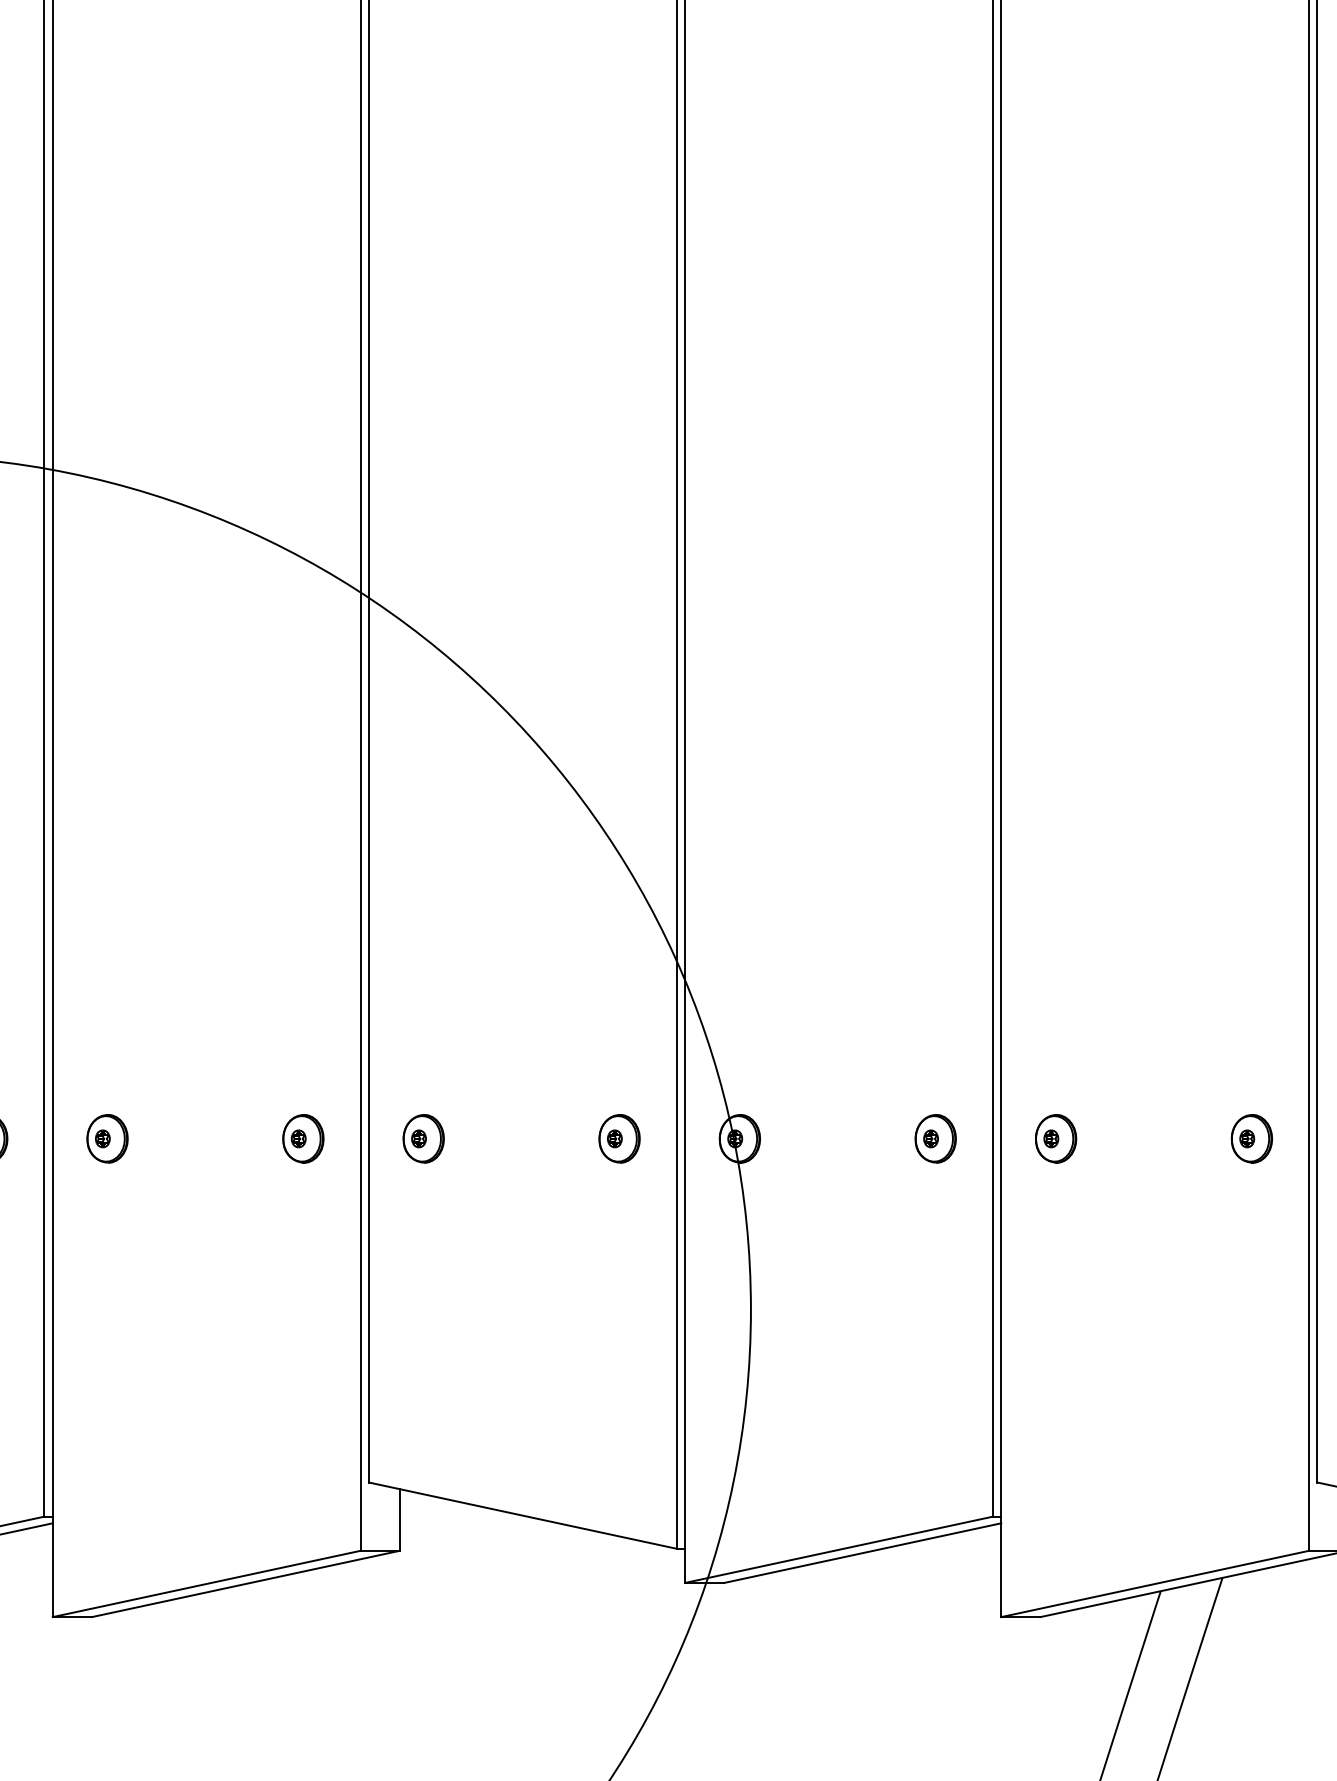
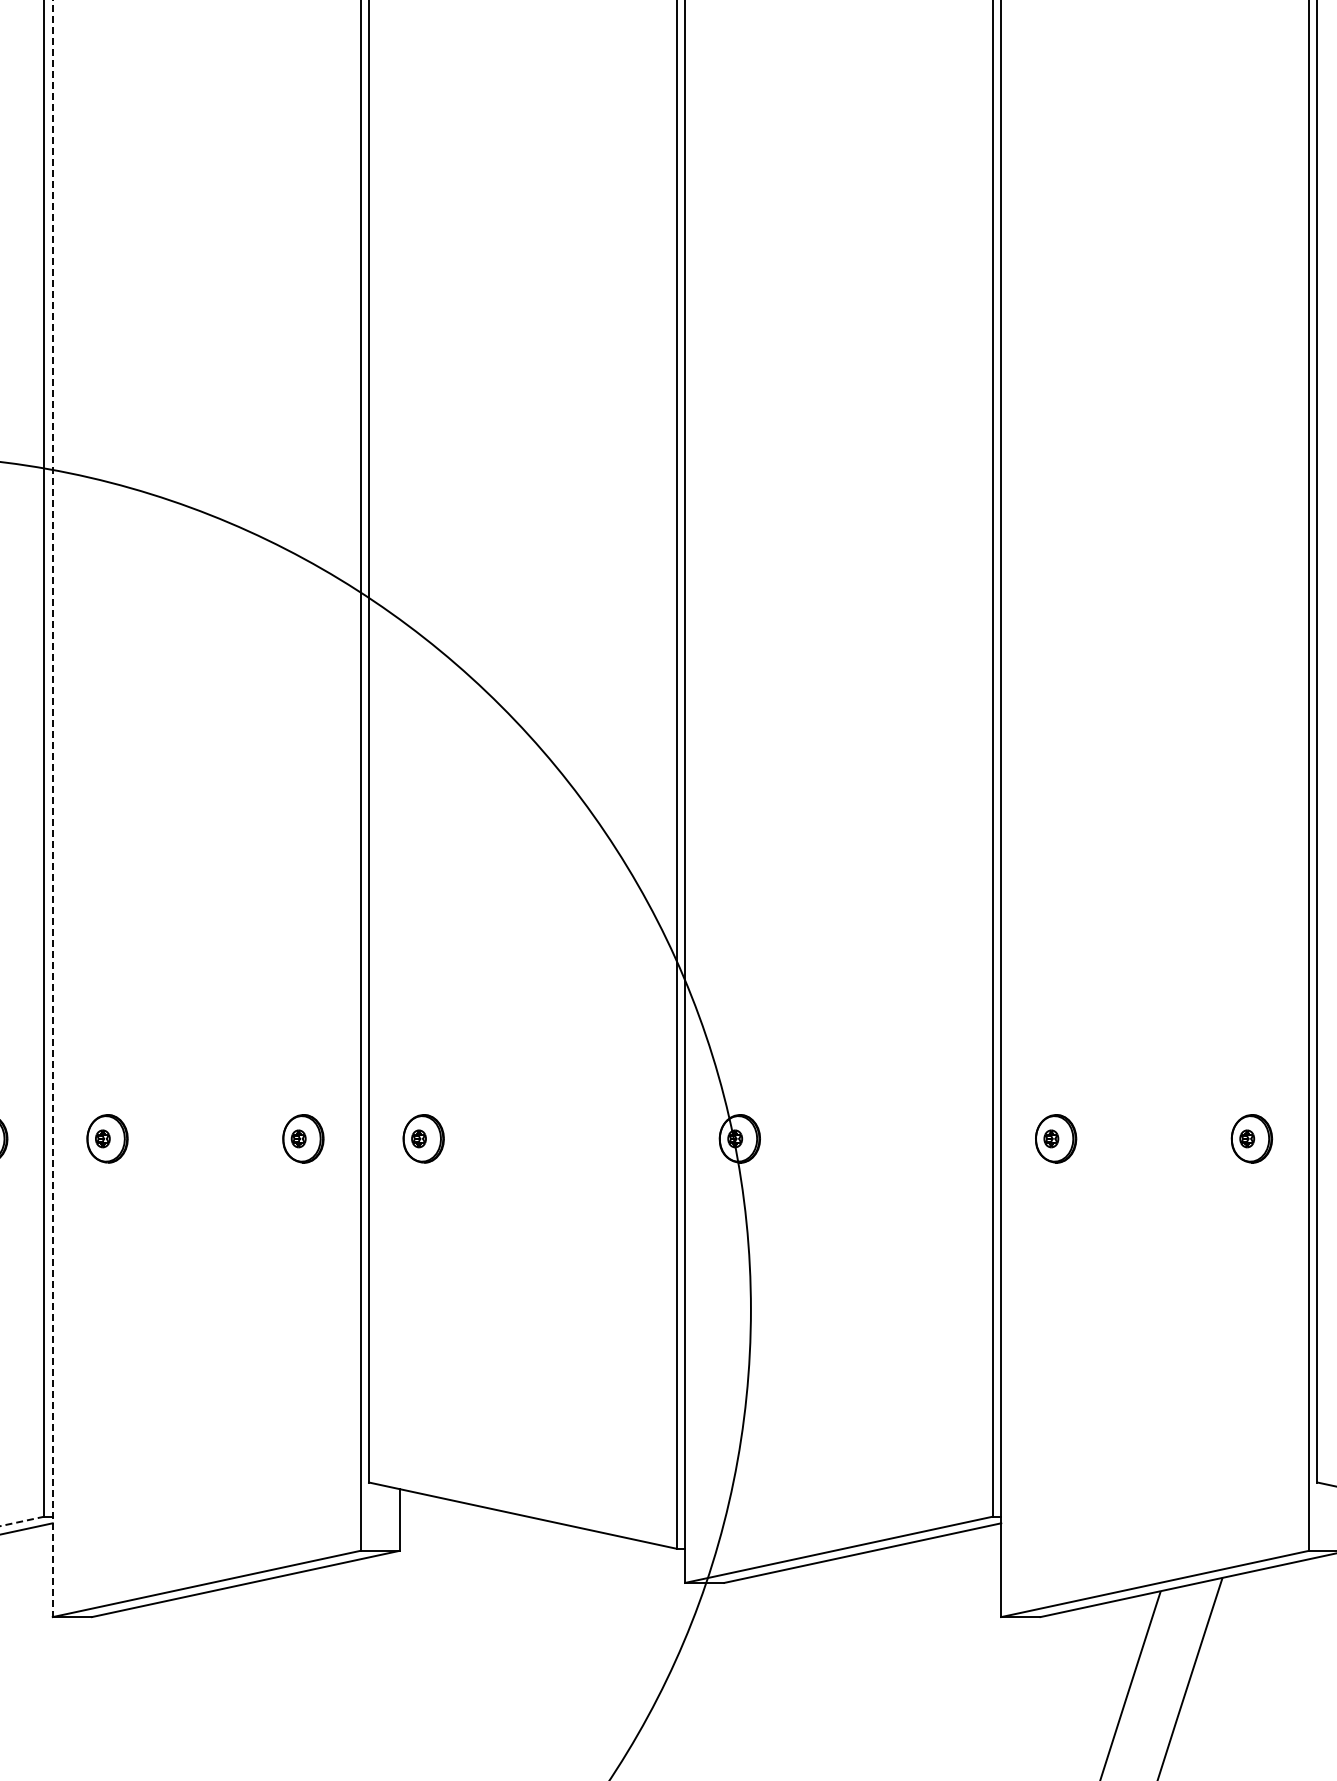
line: solid -> dashed (52, 809)
part: present -> none (619, 1138)
part: present -> none (935, 1138)
line: solid -> dashed (22, 1521)
